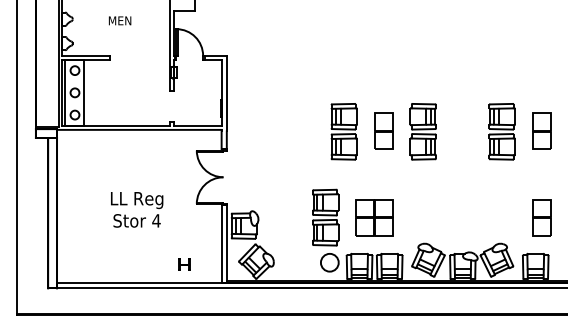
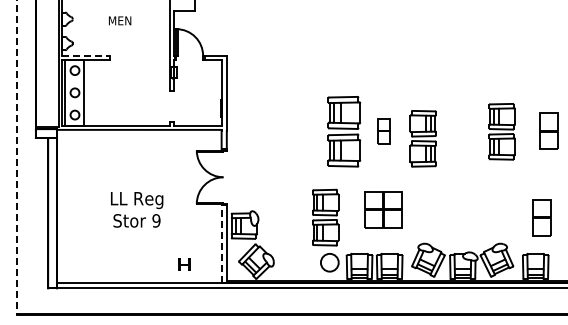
line: solid -> dashed (86, 55)
part size: 20x38 px -> 14x27 px (383, 131)
part position: (541, 130) -> (548, 130) (548, 130)
part size: 28x58 px -> 35x72 px (344, 131)
part position: (422, 131) -> (422, 138) (422, 138)
line: solid -> dashed (17, 158)
part position: (374, 217) -> (383, 209) (383, 209)
text: 4 -> 9 (156, 220)
line: solid -> dashed (221, 244)
